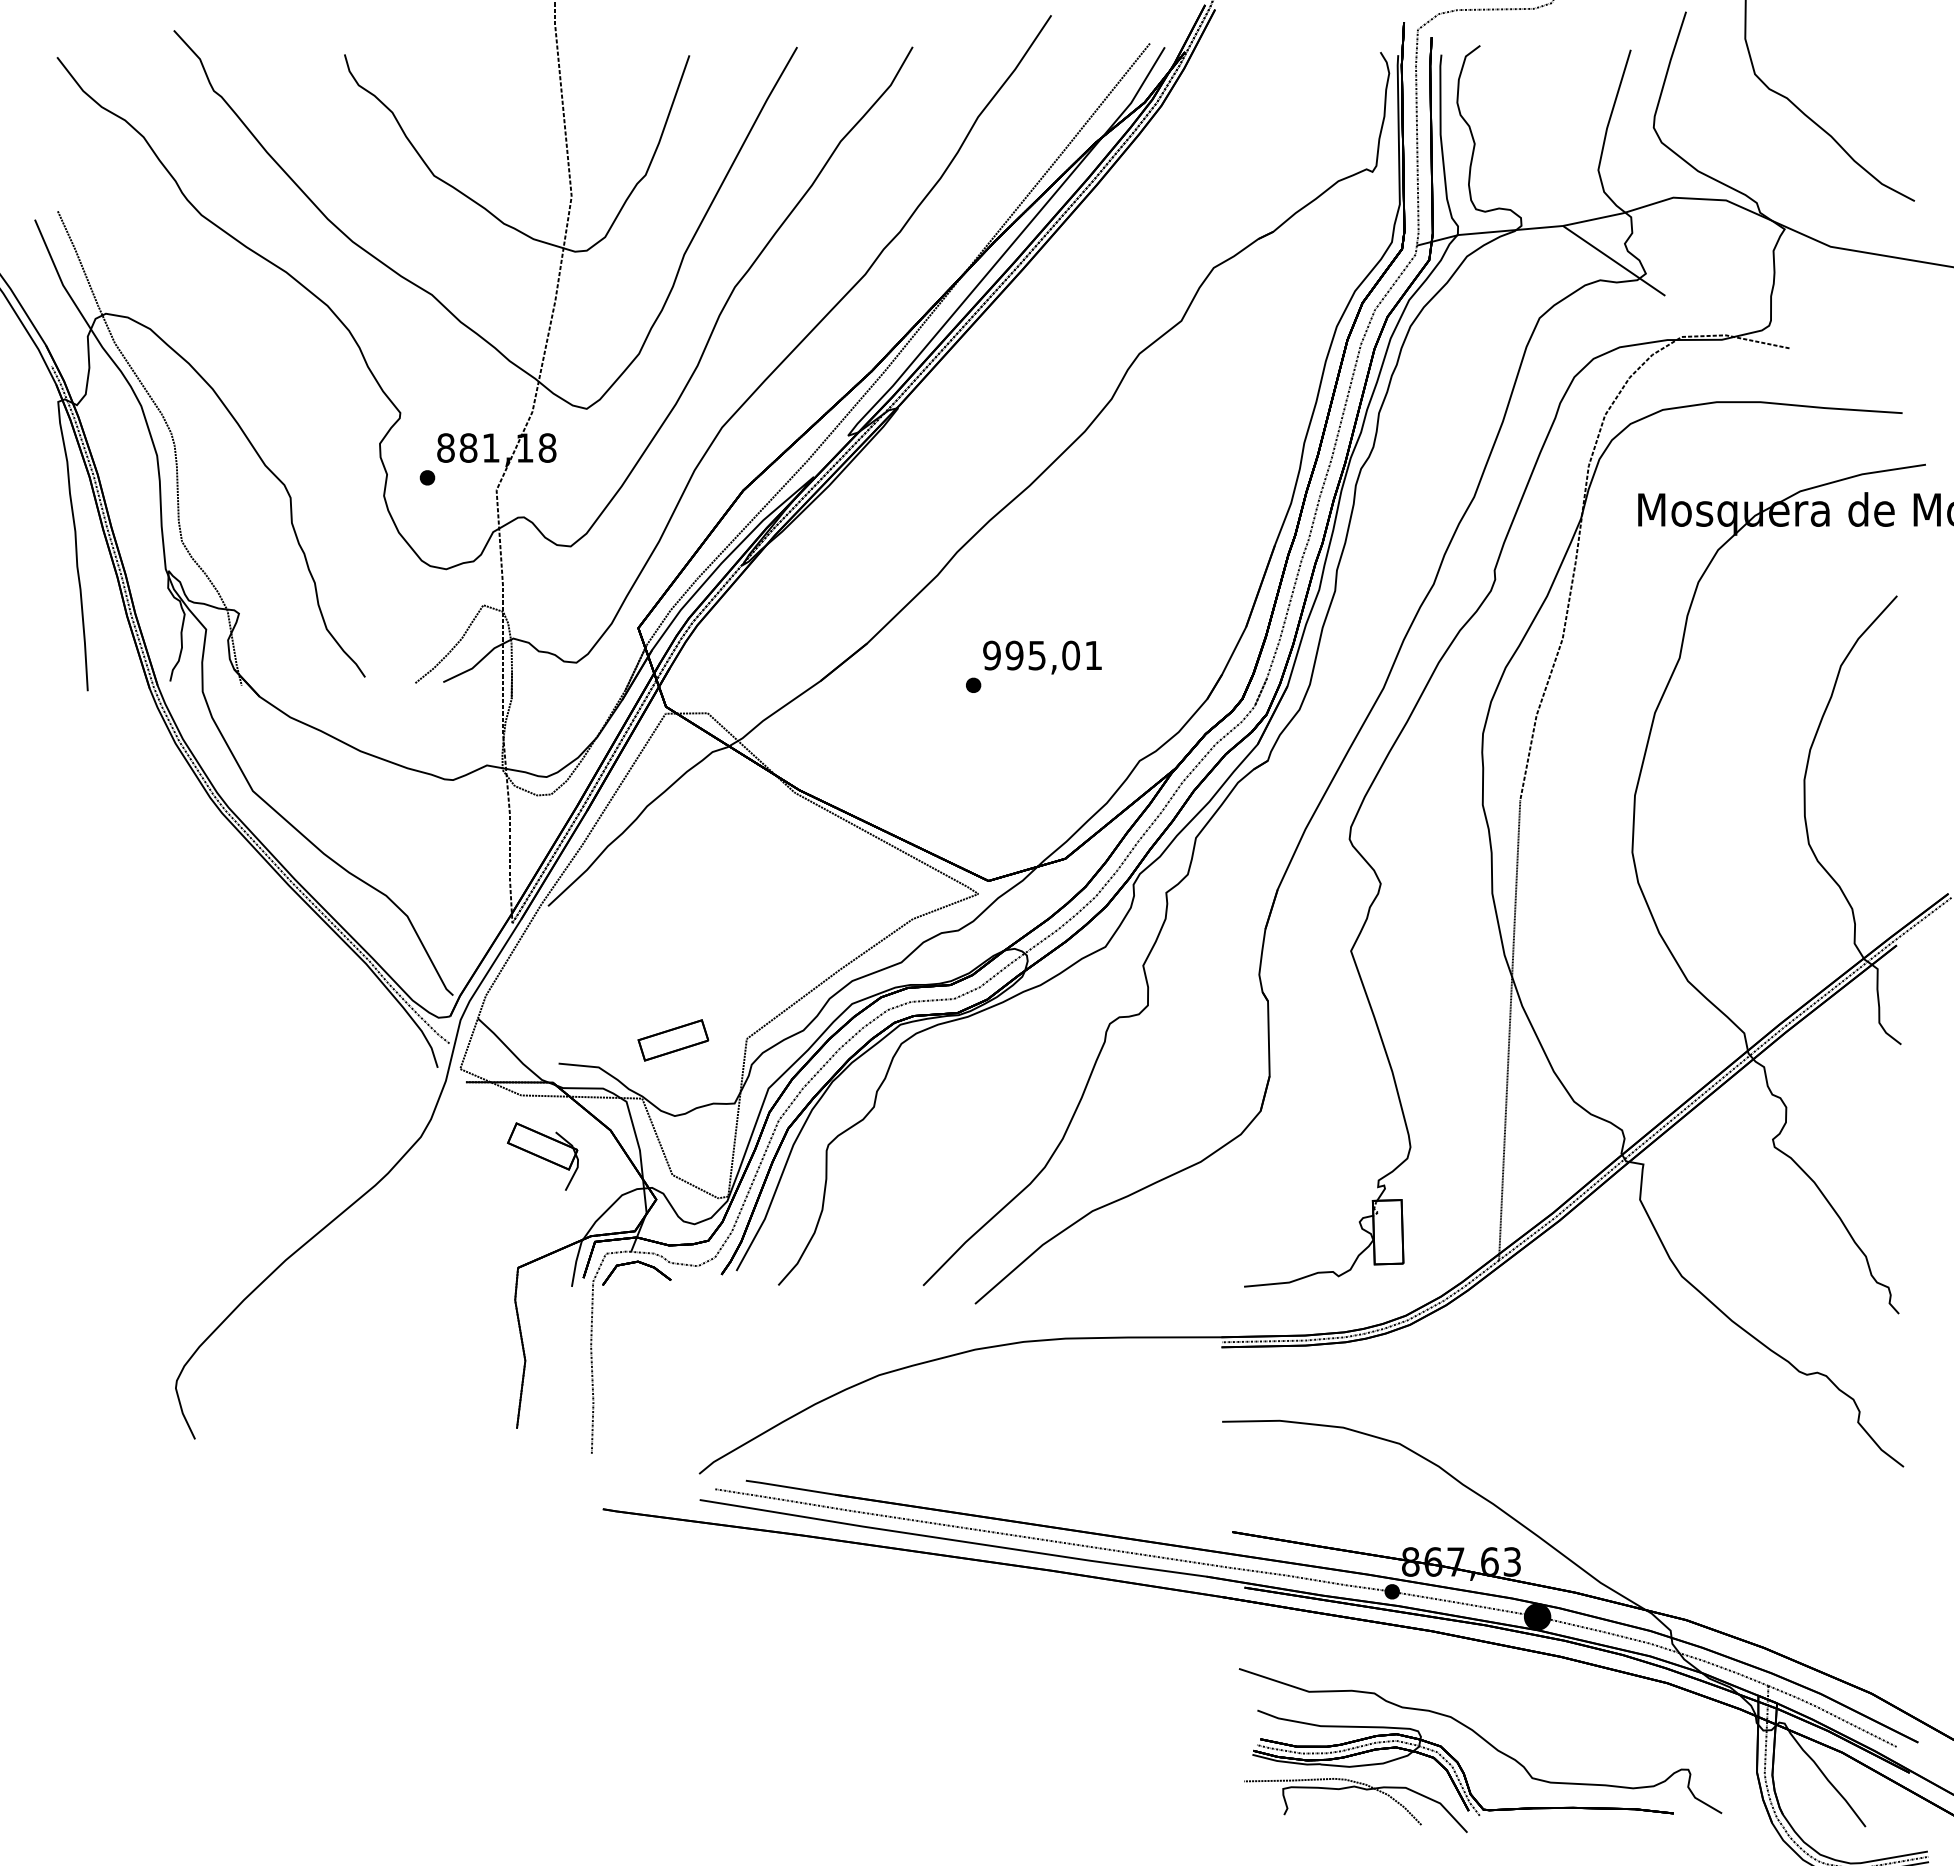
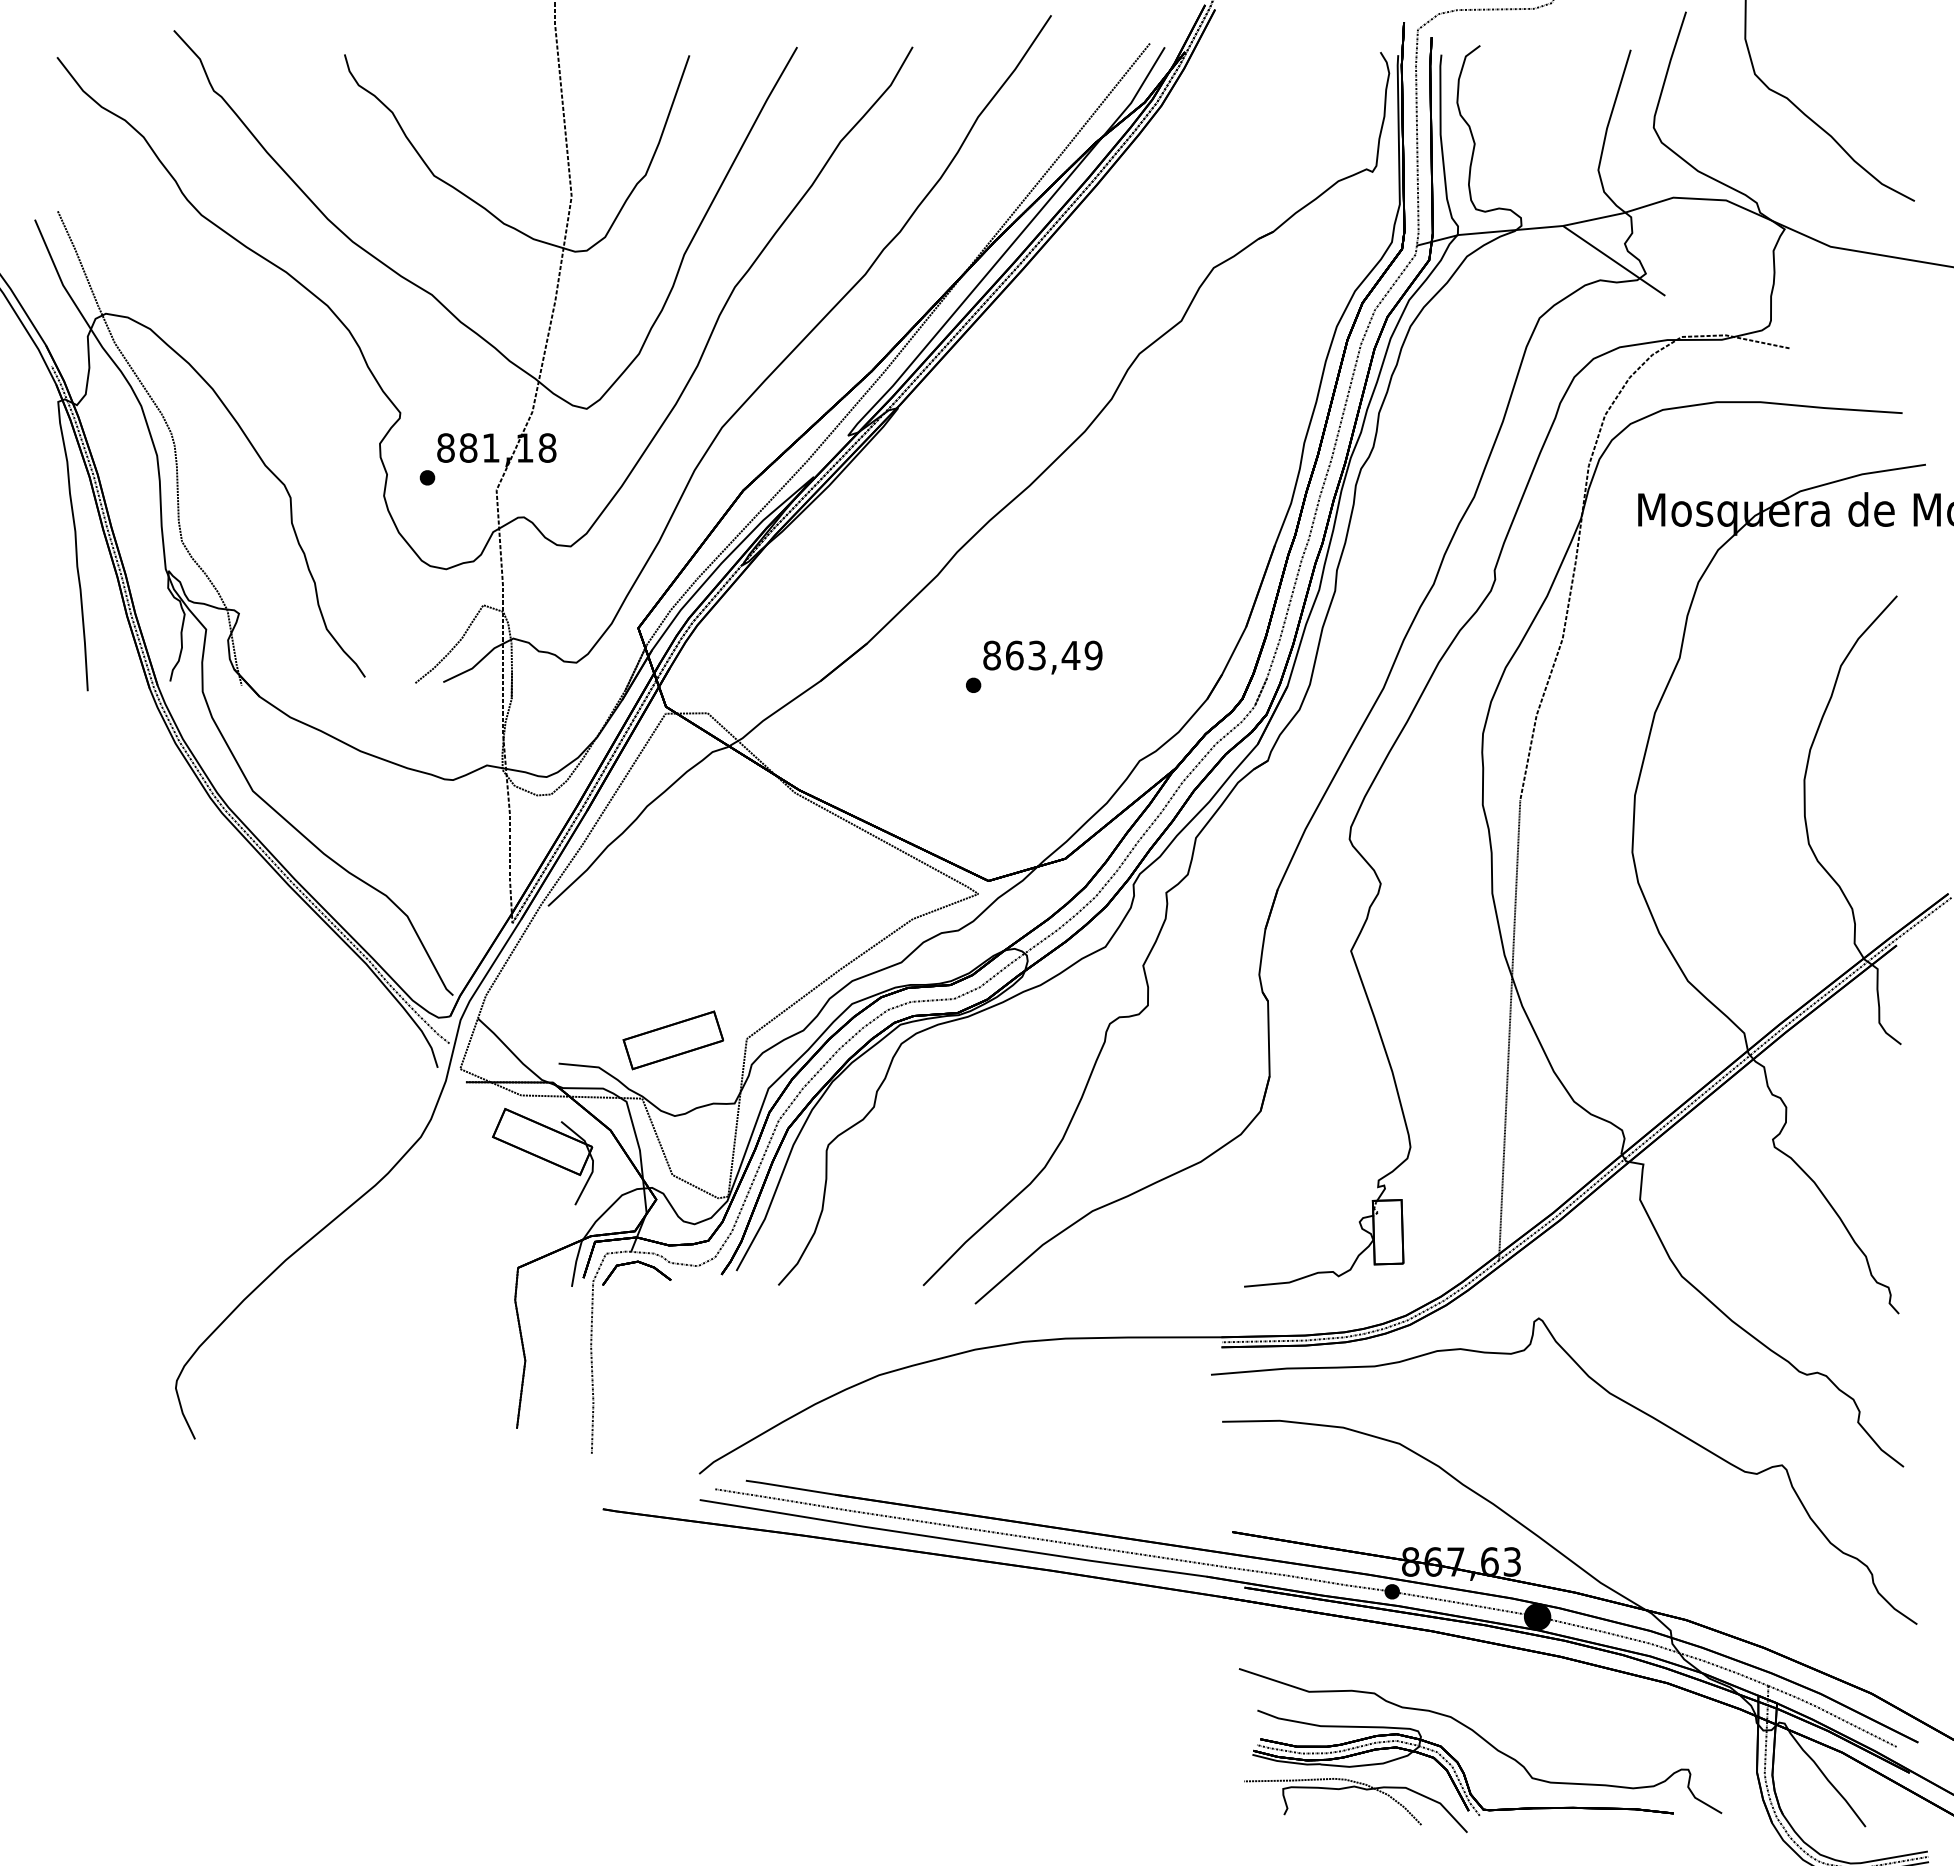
text: 995,01 -> 863,49 (1042, 655)
part size: 73x43 px -> 103x61 px (673, 1040)
part size: 72x69 px -> 102x98 px (542, 1156)
curve: none -> present (1609, 1394)
